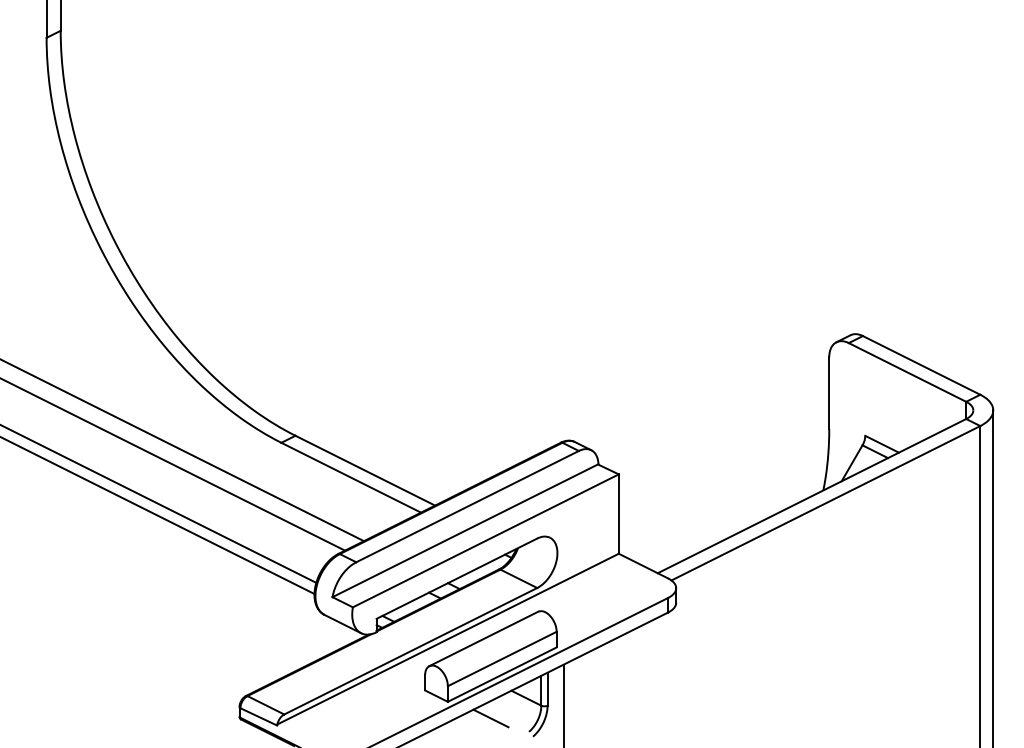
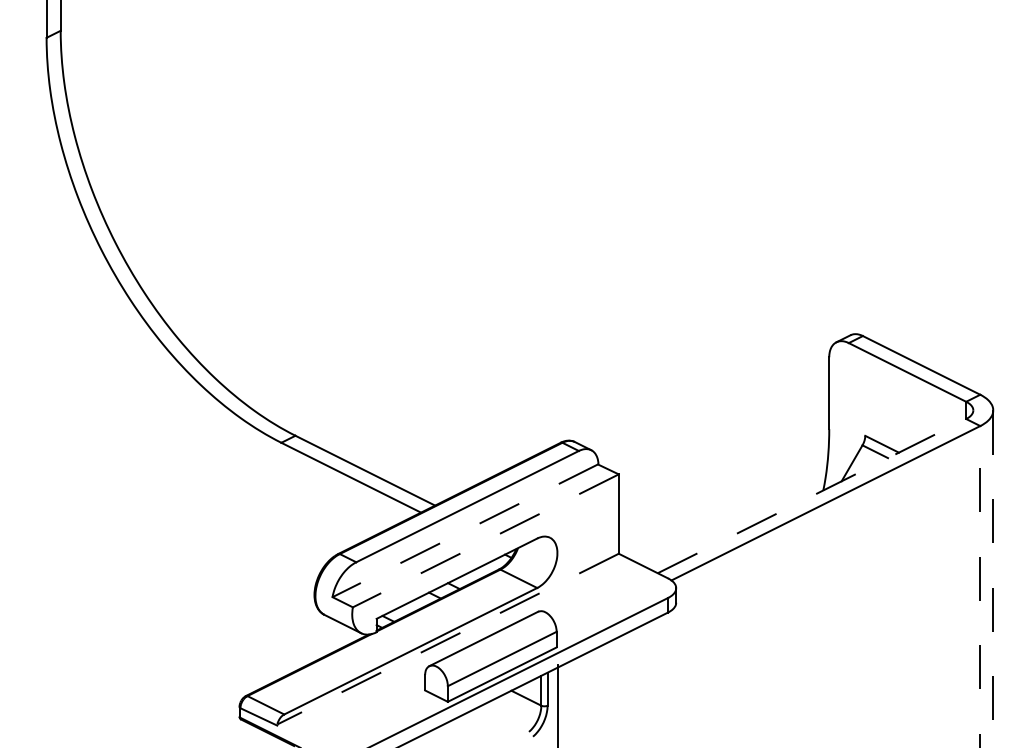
line: present -> none (183, 450)
line: present -> none (173, 464)
line: solid -> dashed (812, 495)
line: present -> none (159, 503)
line: present -> none (158, 516)
line: solid -> dashed (465, 530)
line: solid -> dashed (485, 540)
line: solid -> dashed (993, 579)
line: solid -> dashed (980, 586)
line: solid -> dashed (448, 639)
line position: (564, 704) -> (558, 704) (558, 704)
line: present -> none (490, 718)
